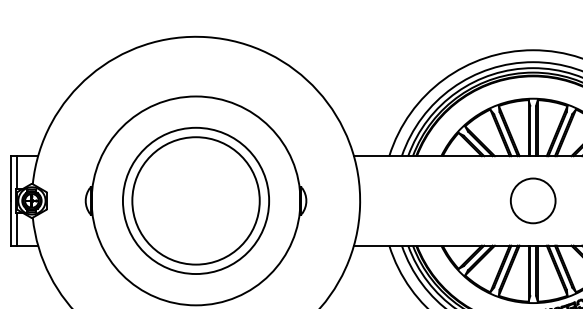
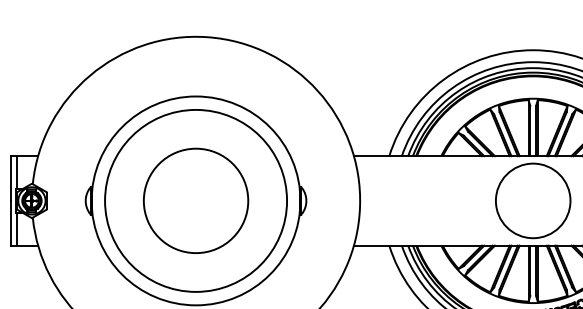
circle diameter: 127 px -> 182 px (196, 200)
circle diameter: 146 px -> 104 px (195, 200)
circle diameter: 45 px -> 75 px (532, 200)
